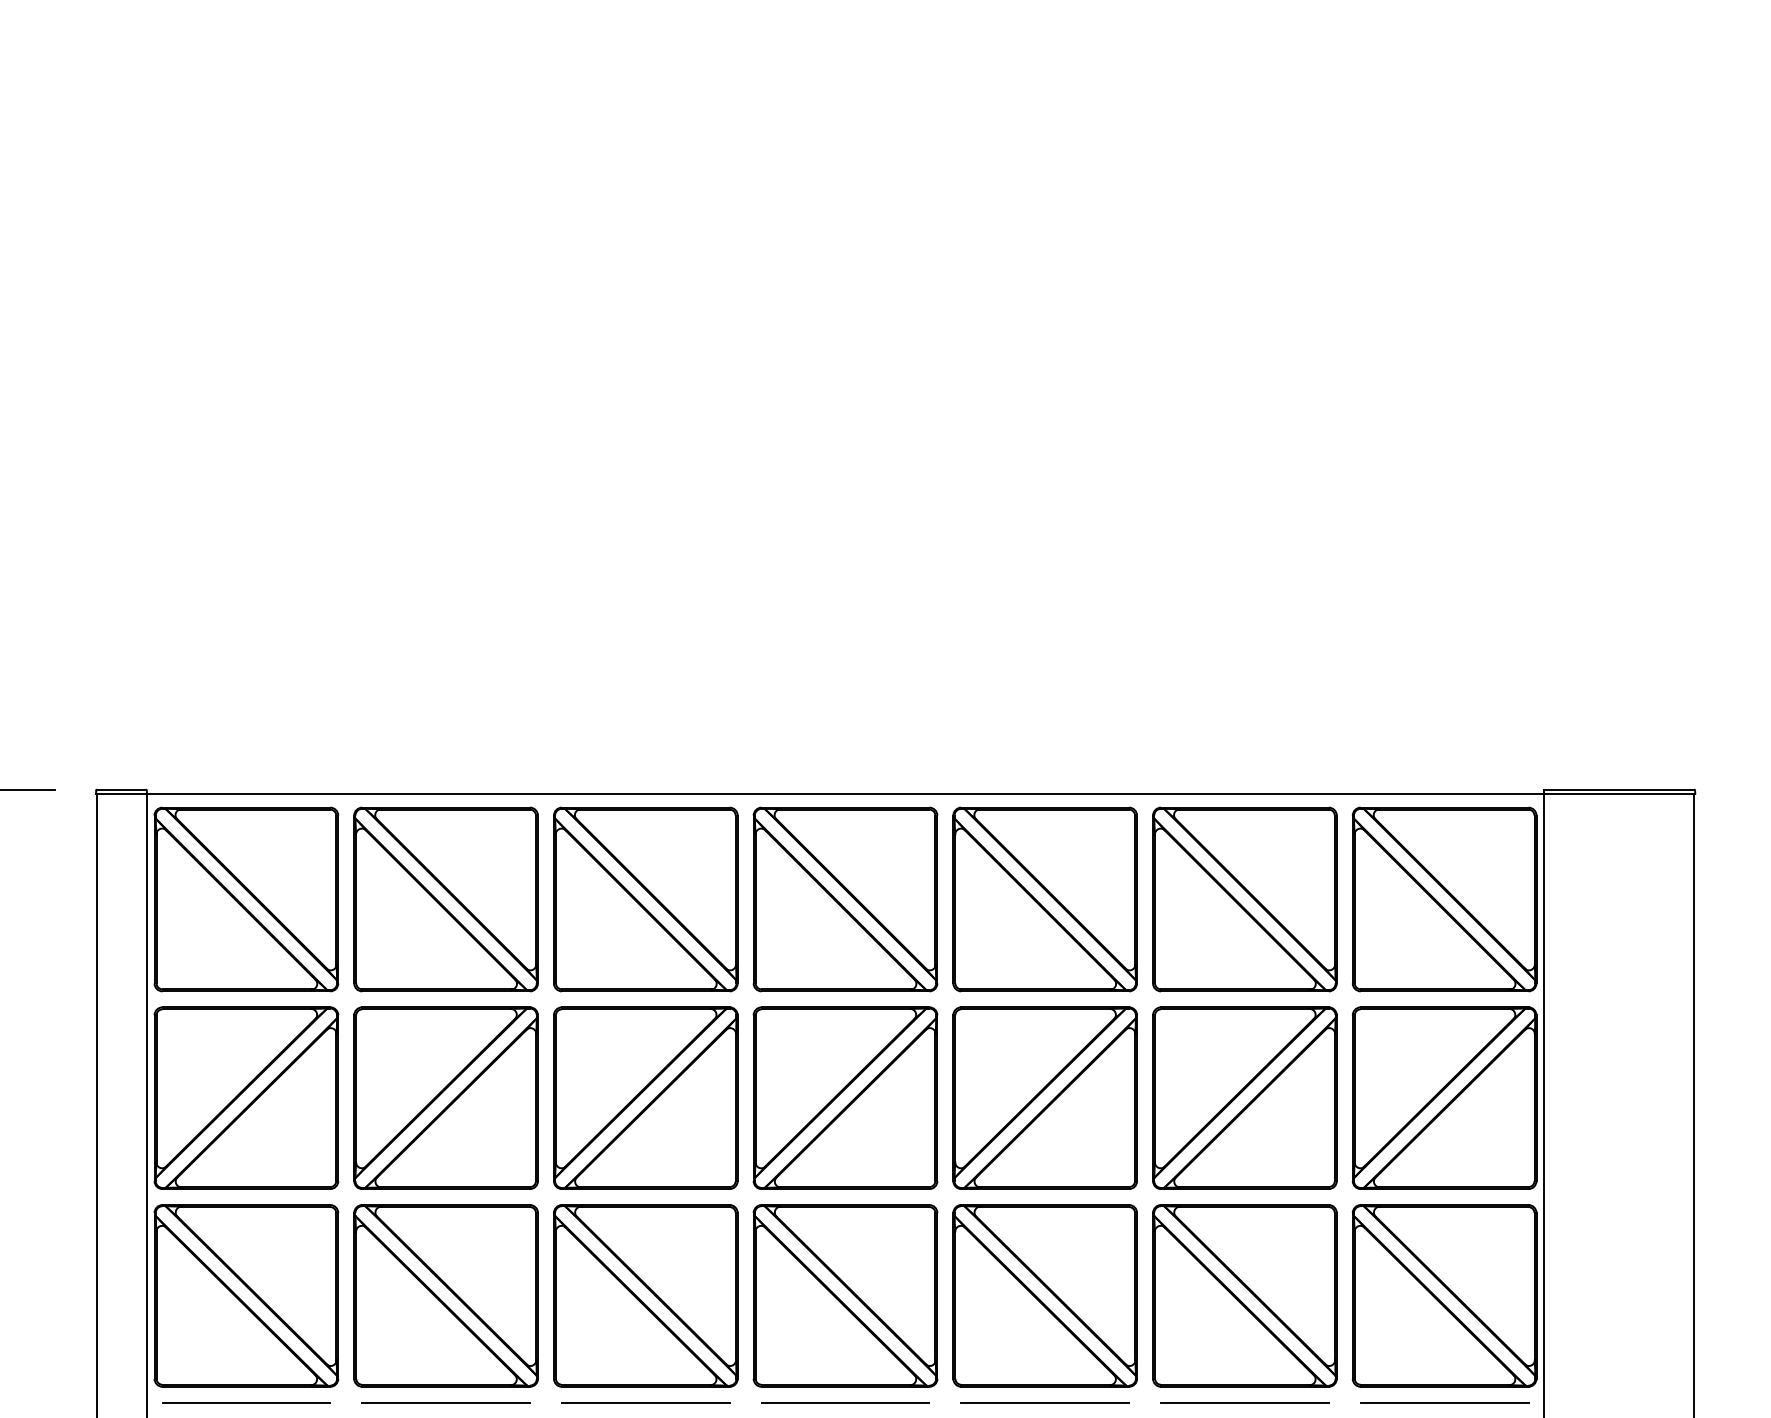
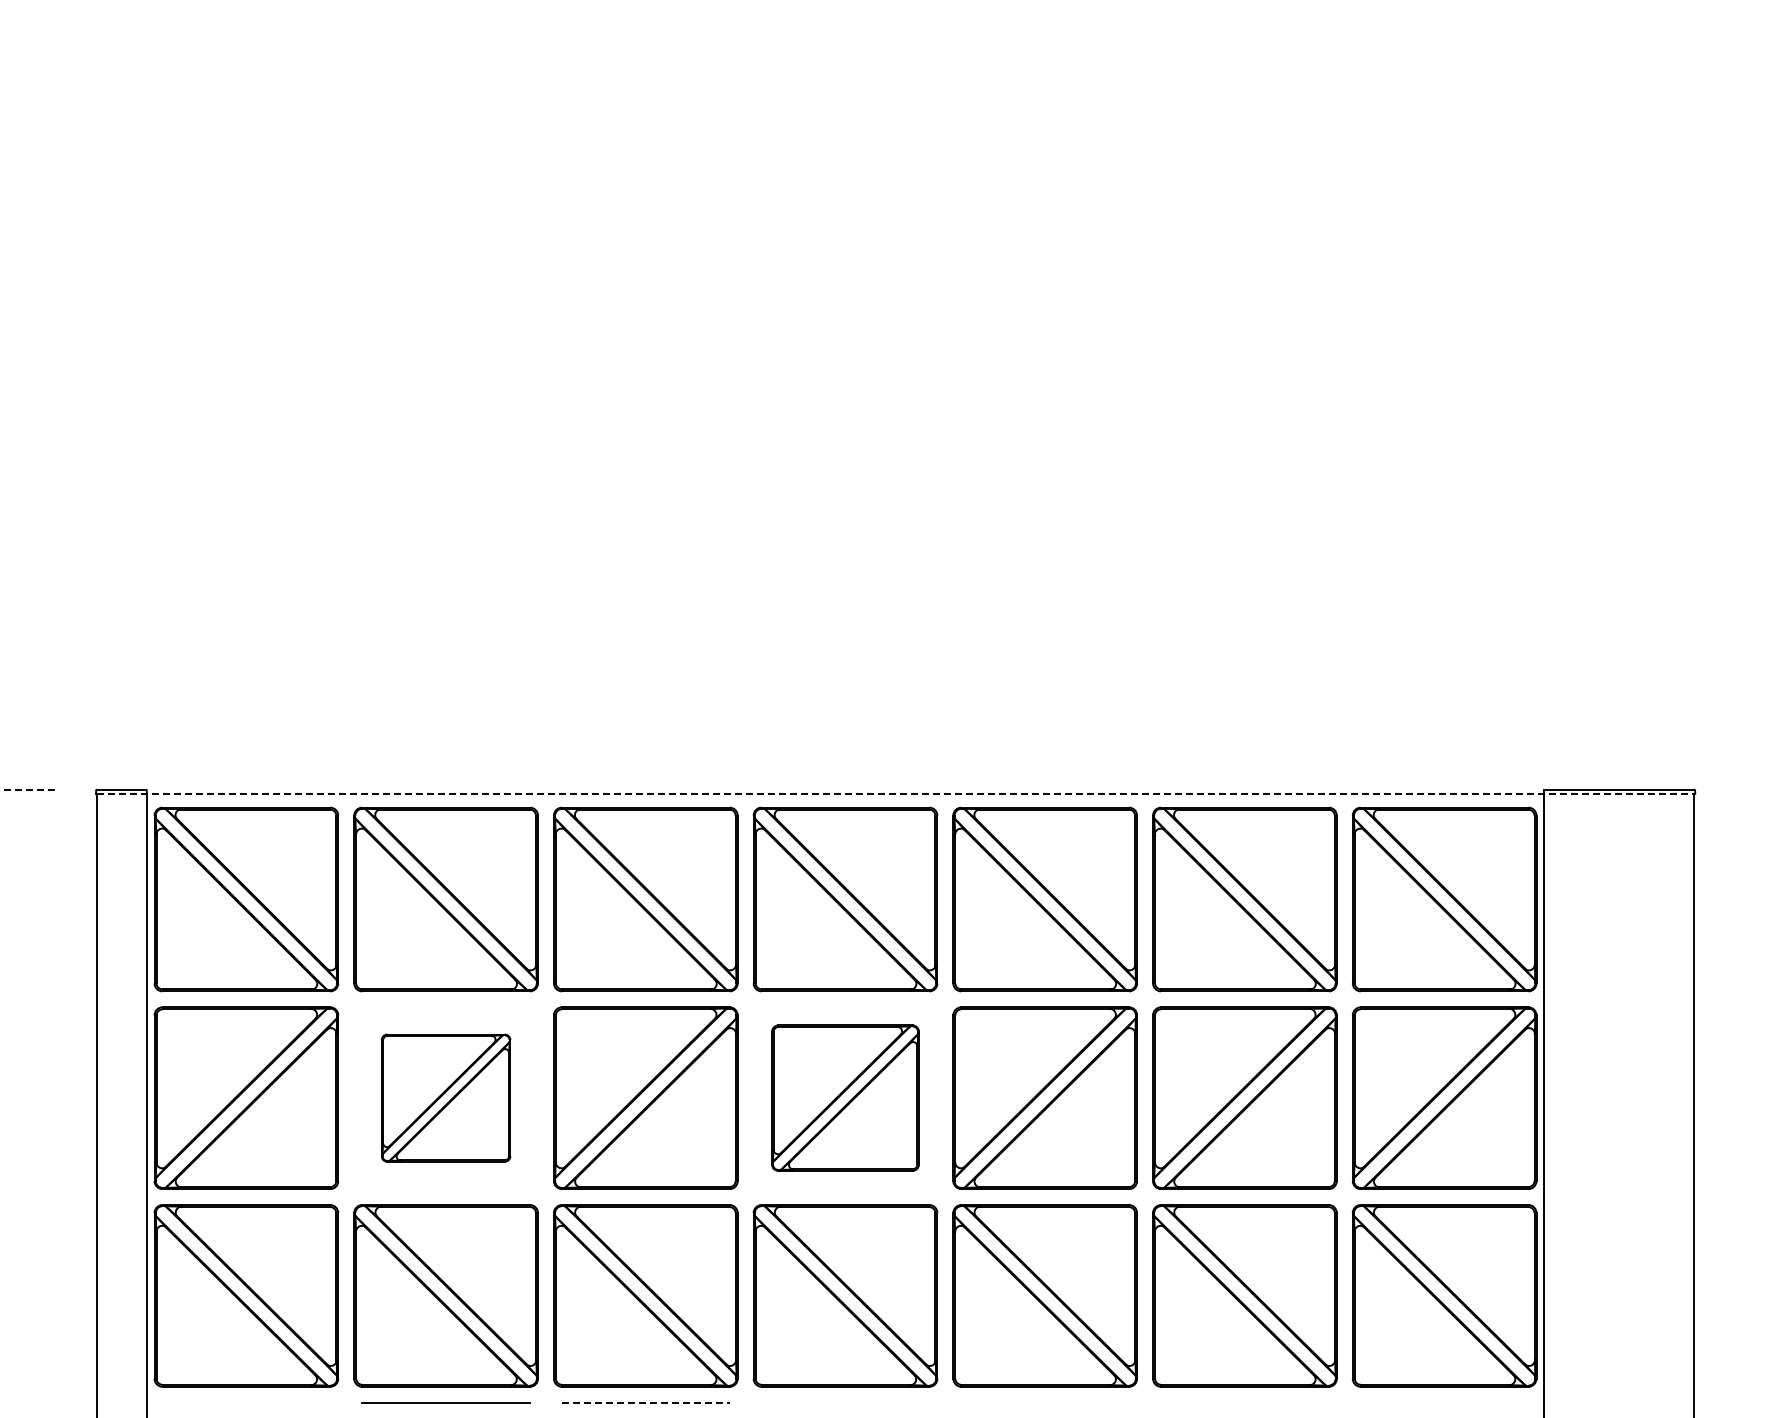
line: solid -> dashed (27, 789)
line: solid -> dashed (895, 793)
part size: 186x184 px -> 132x130 px (445, 1097)
part size: 187x184 px -> 149x148 px (845, 1097)
line: present -> none (246, 1402)
line: solid -> dashed (645, 1402)
line: present -> none (845, 1402)
line: present -> none (1045, 1402)
line: present -> none (1244, 1402)
line: present -> none (1444, 1402)
